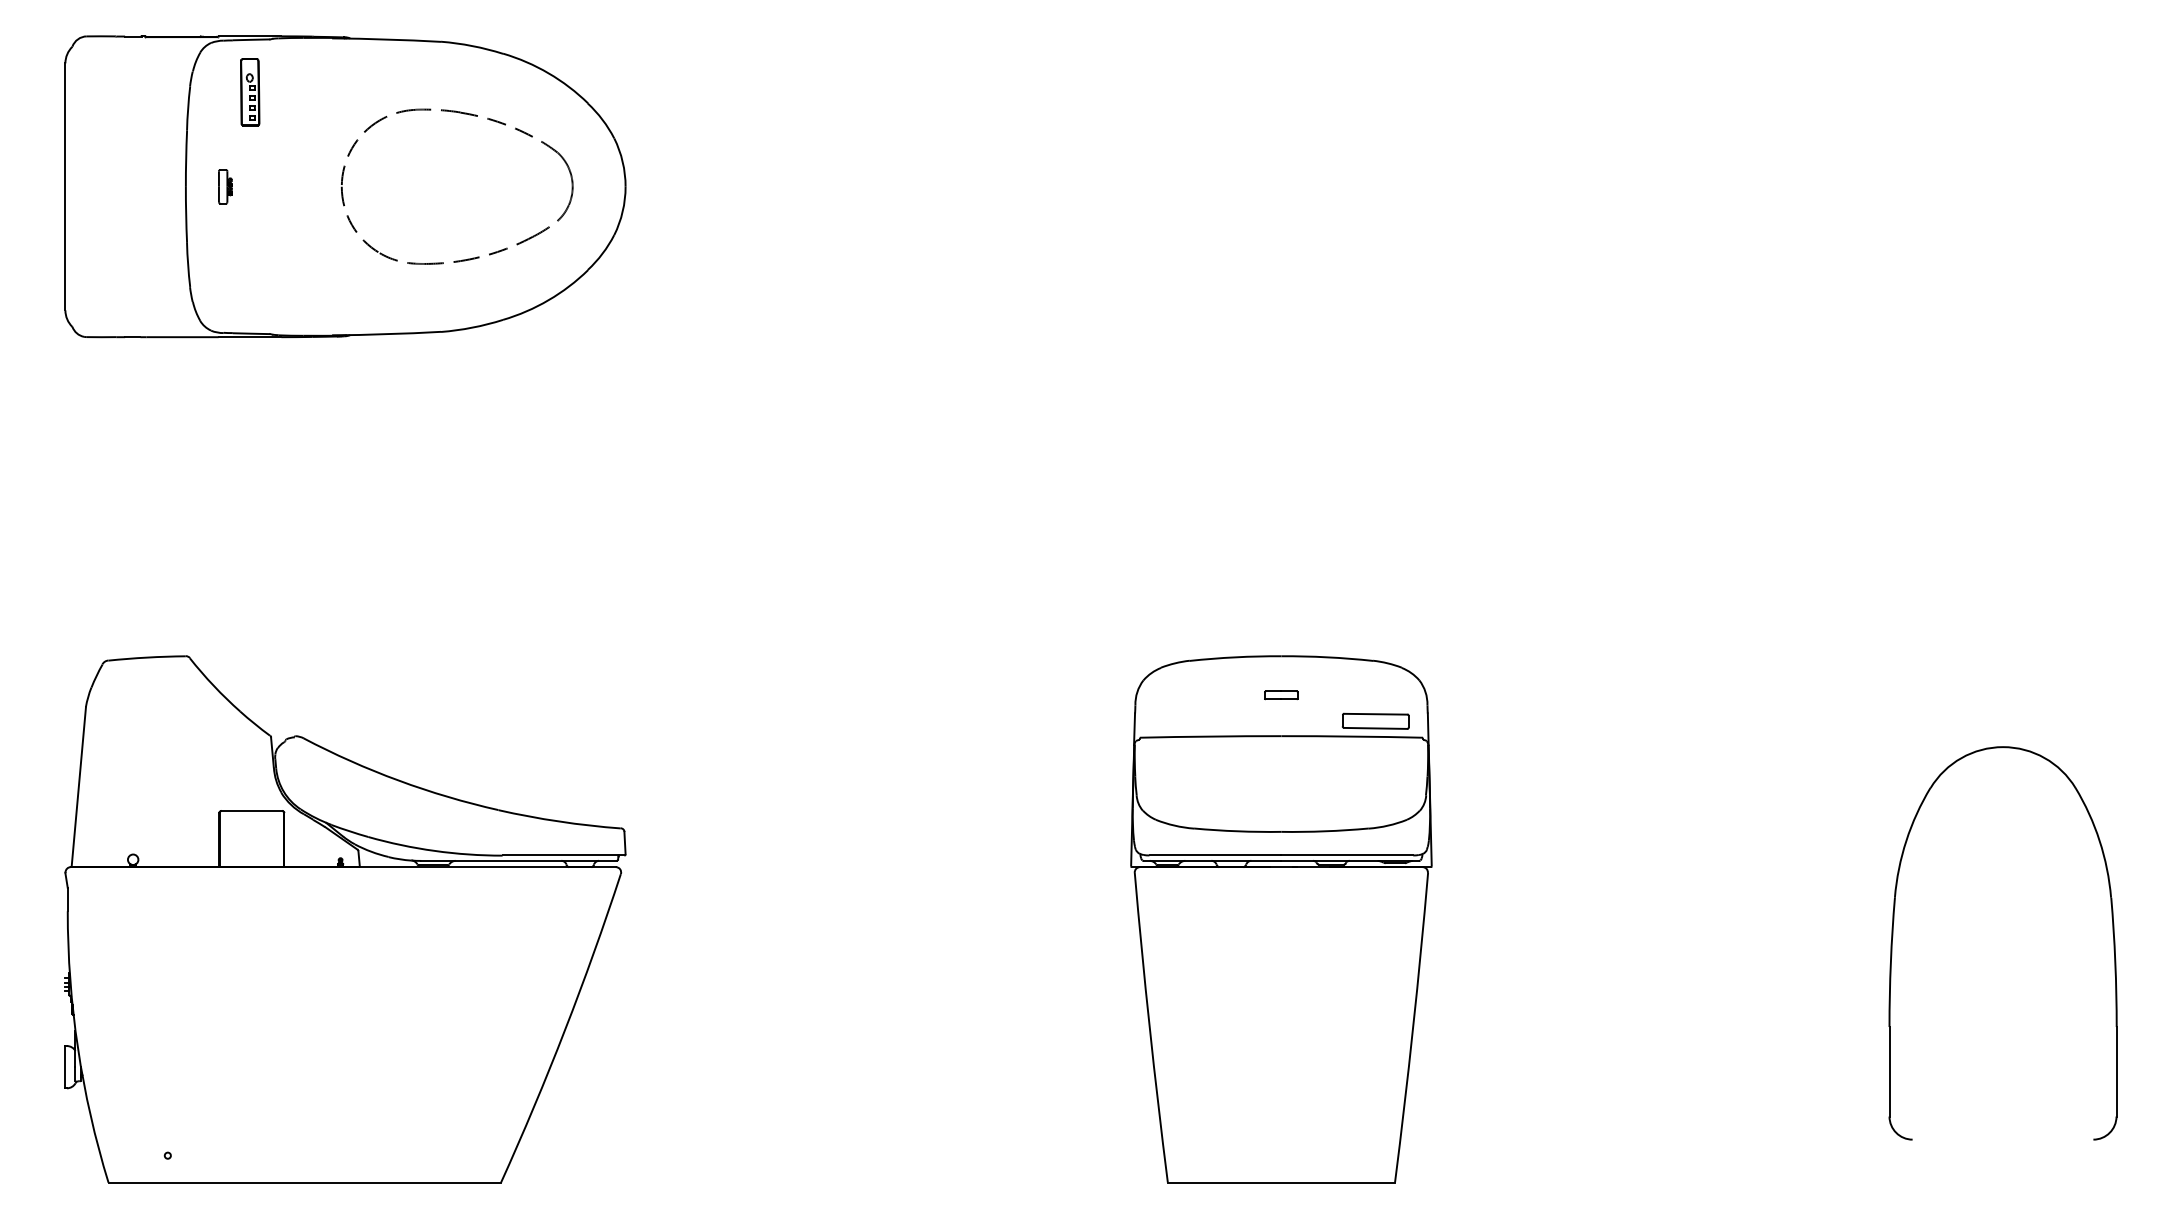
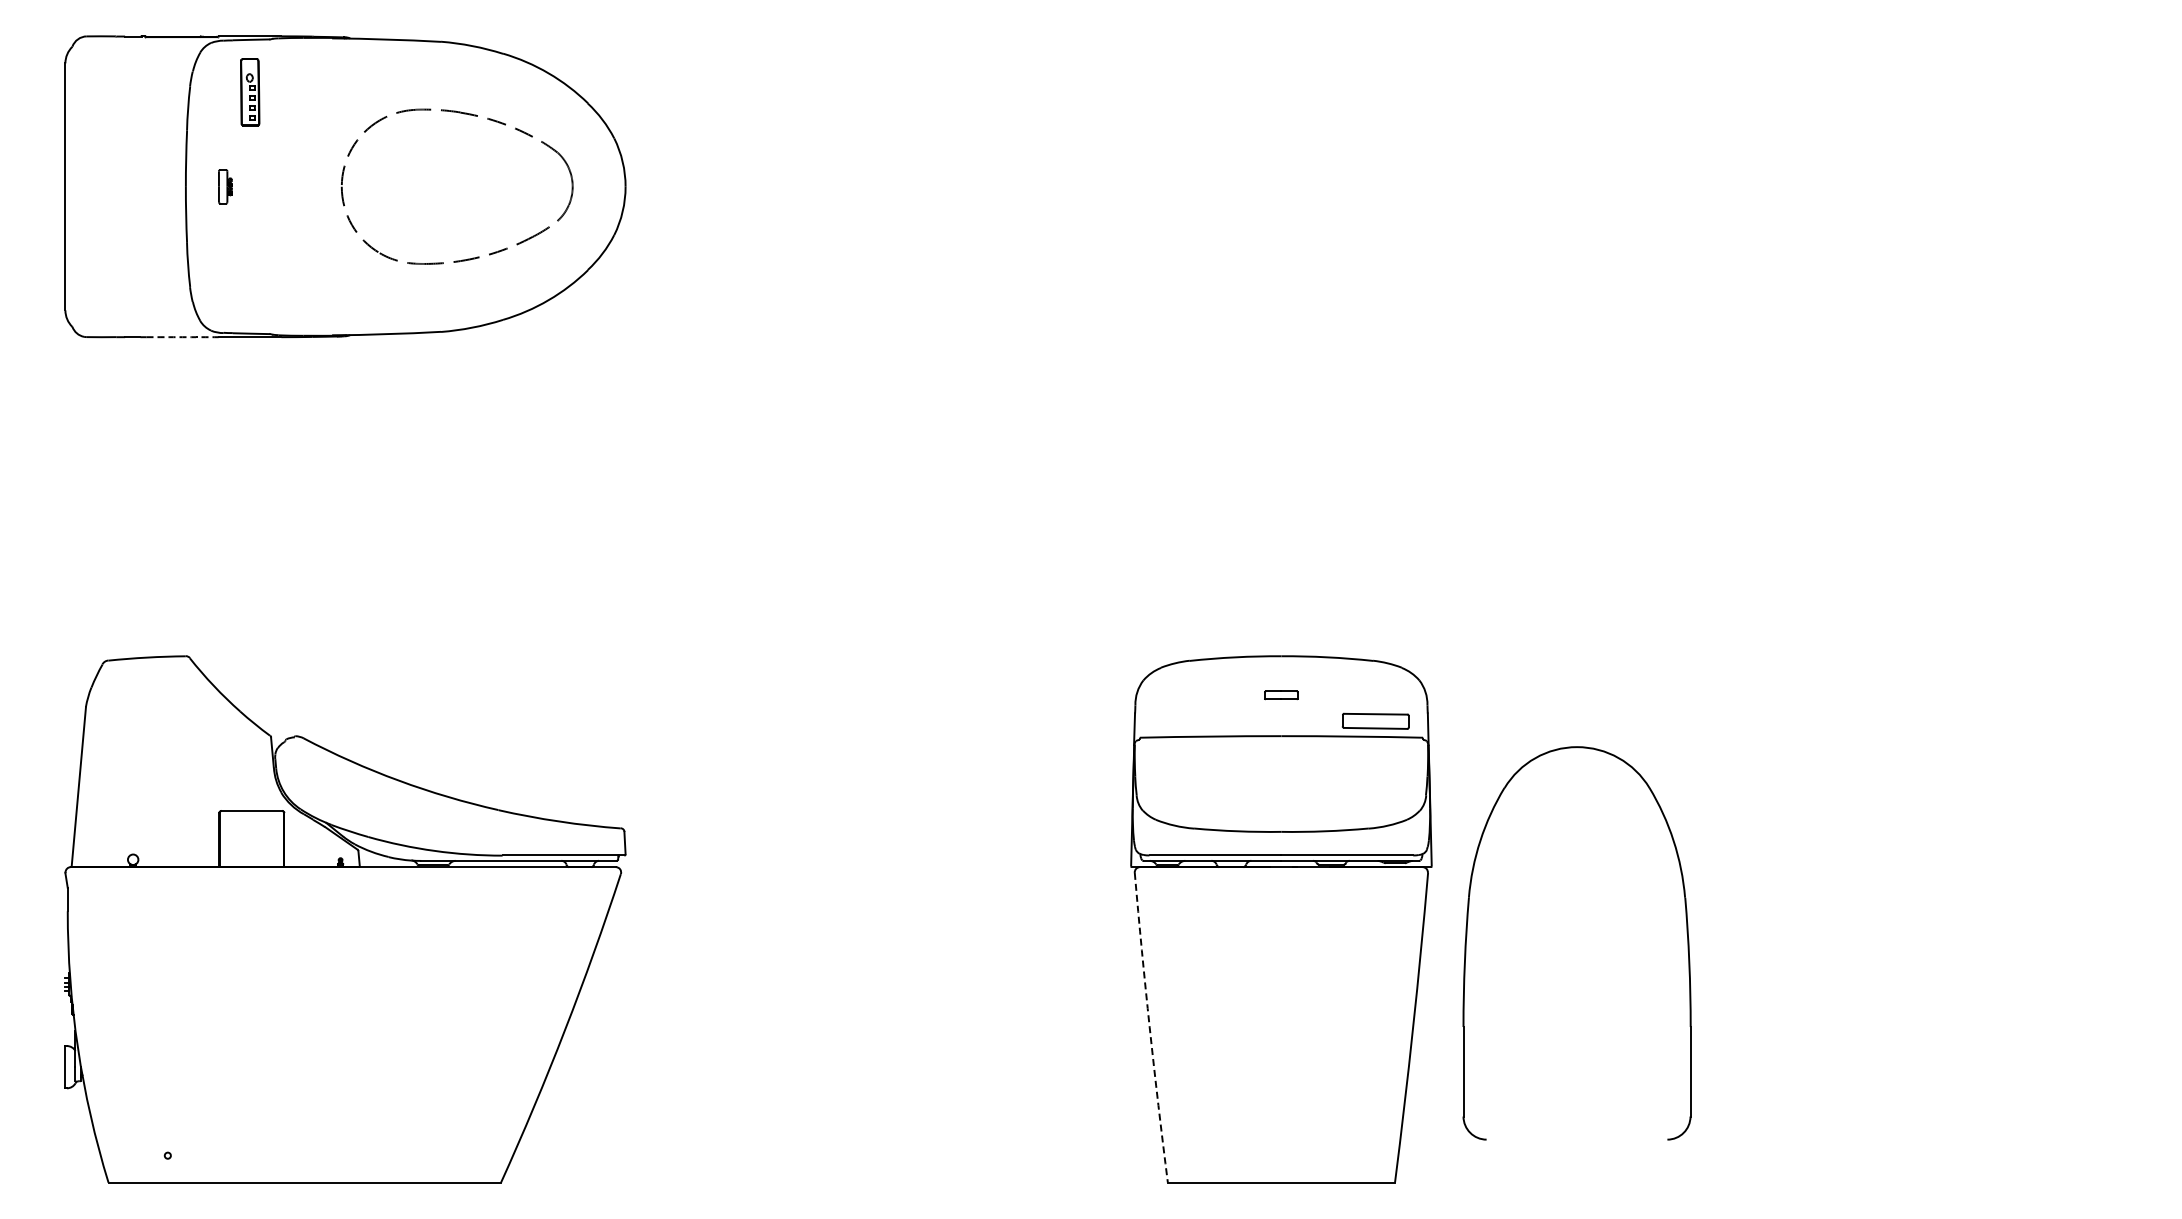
arc: solid -> dashed (182, 337)
part position: (1893, 937) -> (1467, 937) (1467, 937)
arc: solid -> dashed (1149, 1027)
